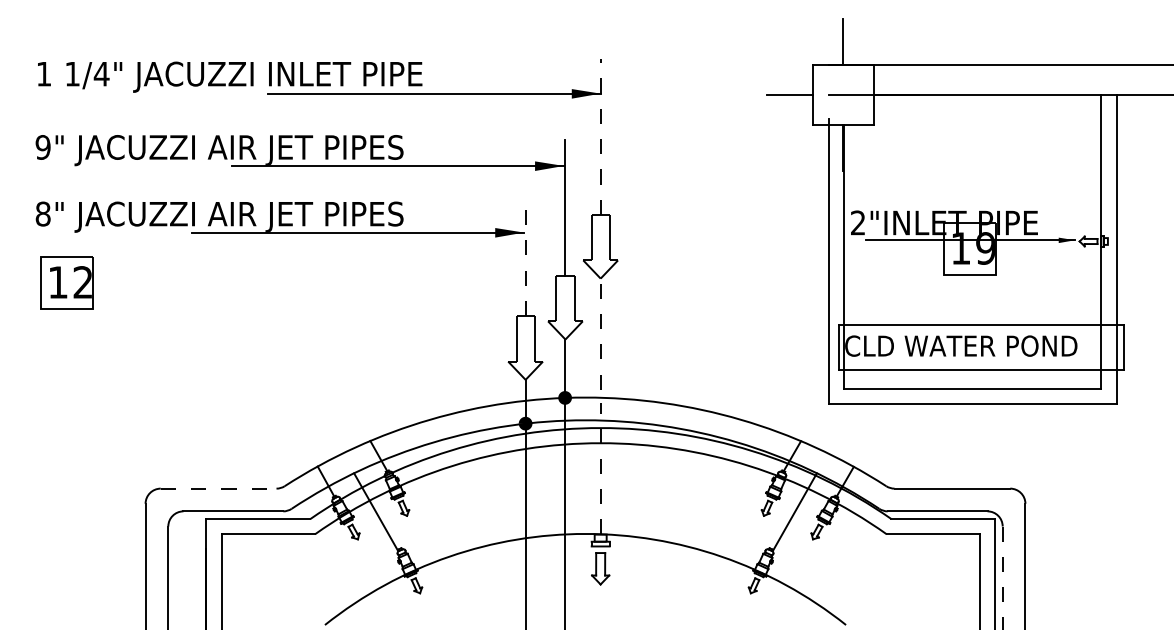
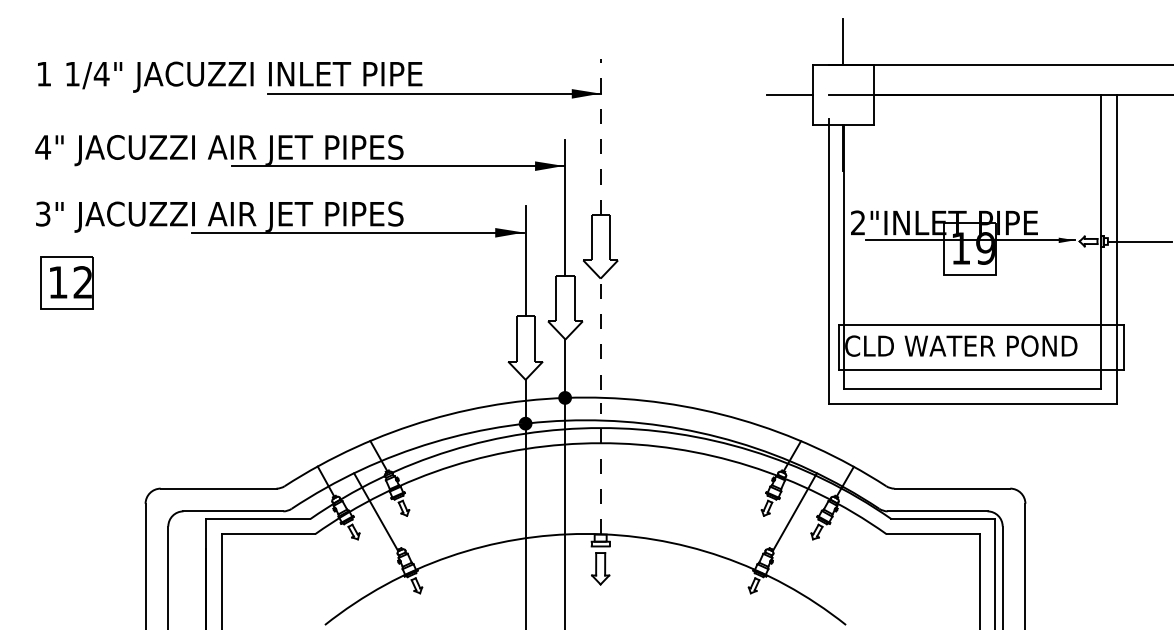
text: 9" -> 4" (43, 147)
text: 8" -> 3" (42, 213)
line: none -> present (1138, 241)
line: dashed -> solid (525, 261)
line: dashed -> solid (218, 488)
line: dashed -> solid (1002, 578)
